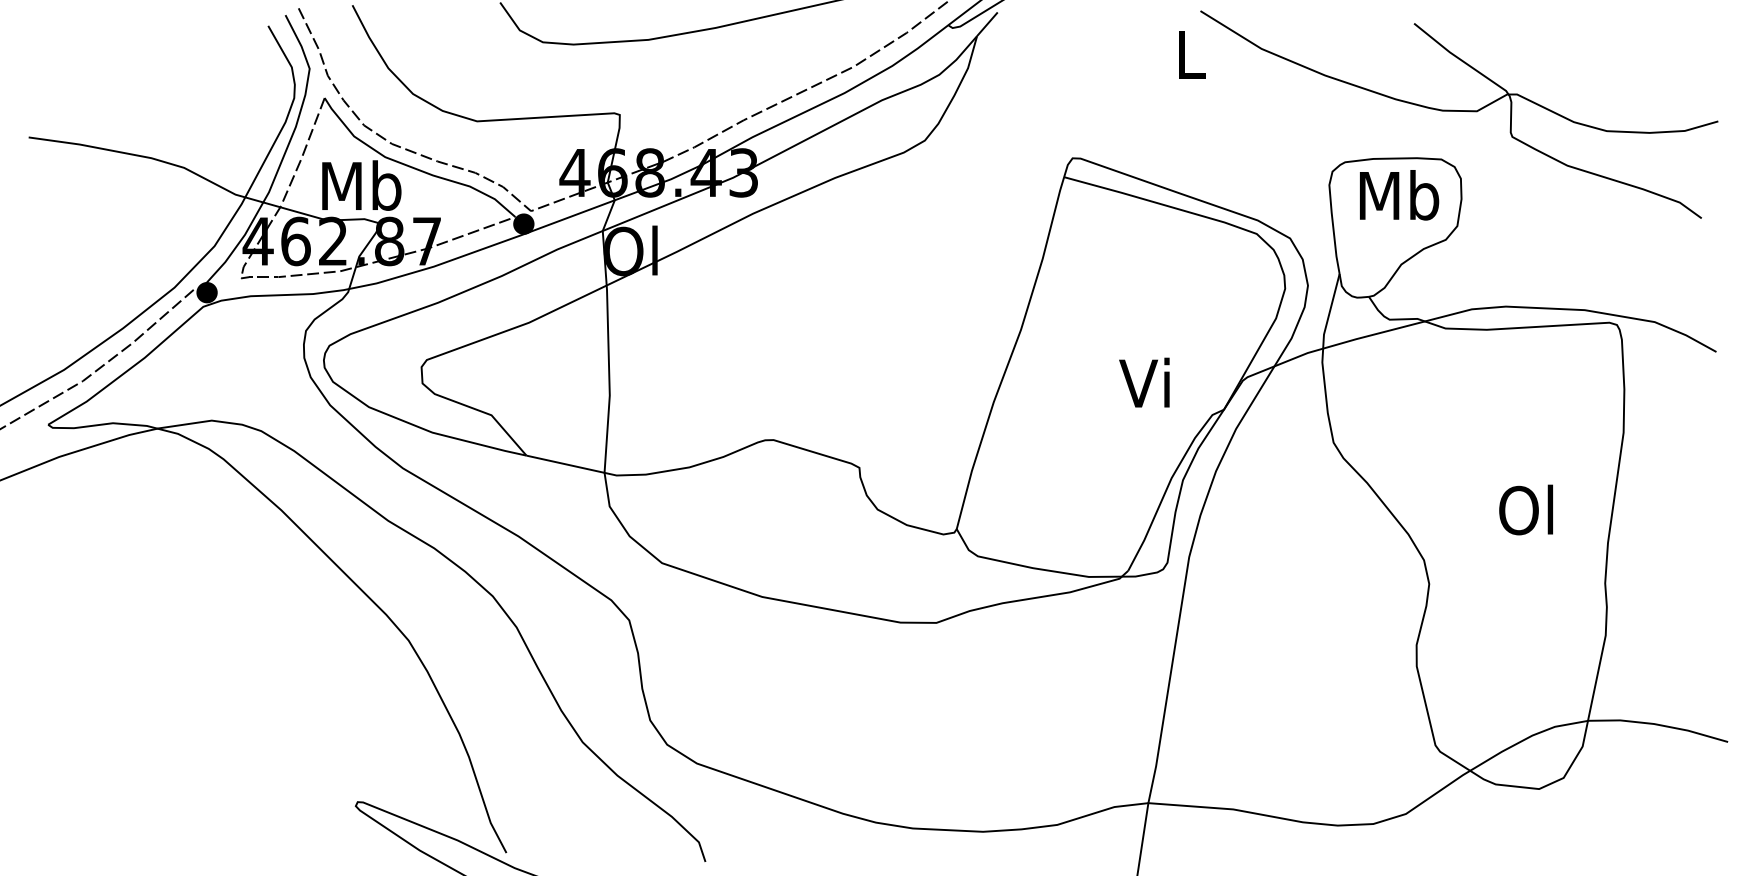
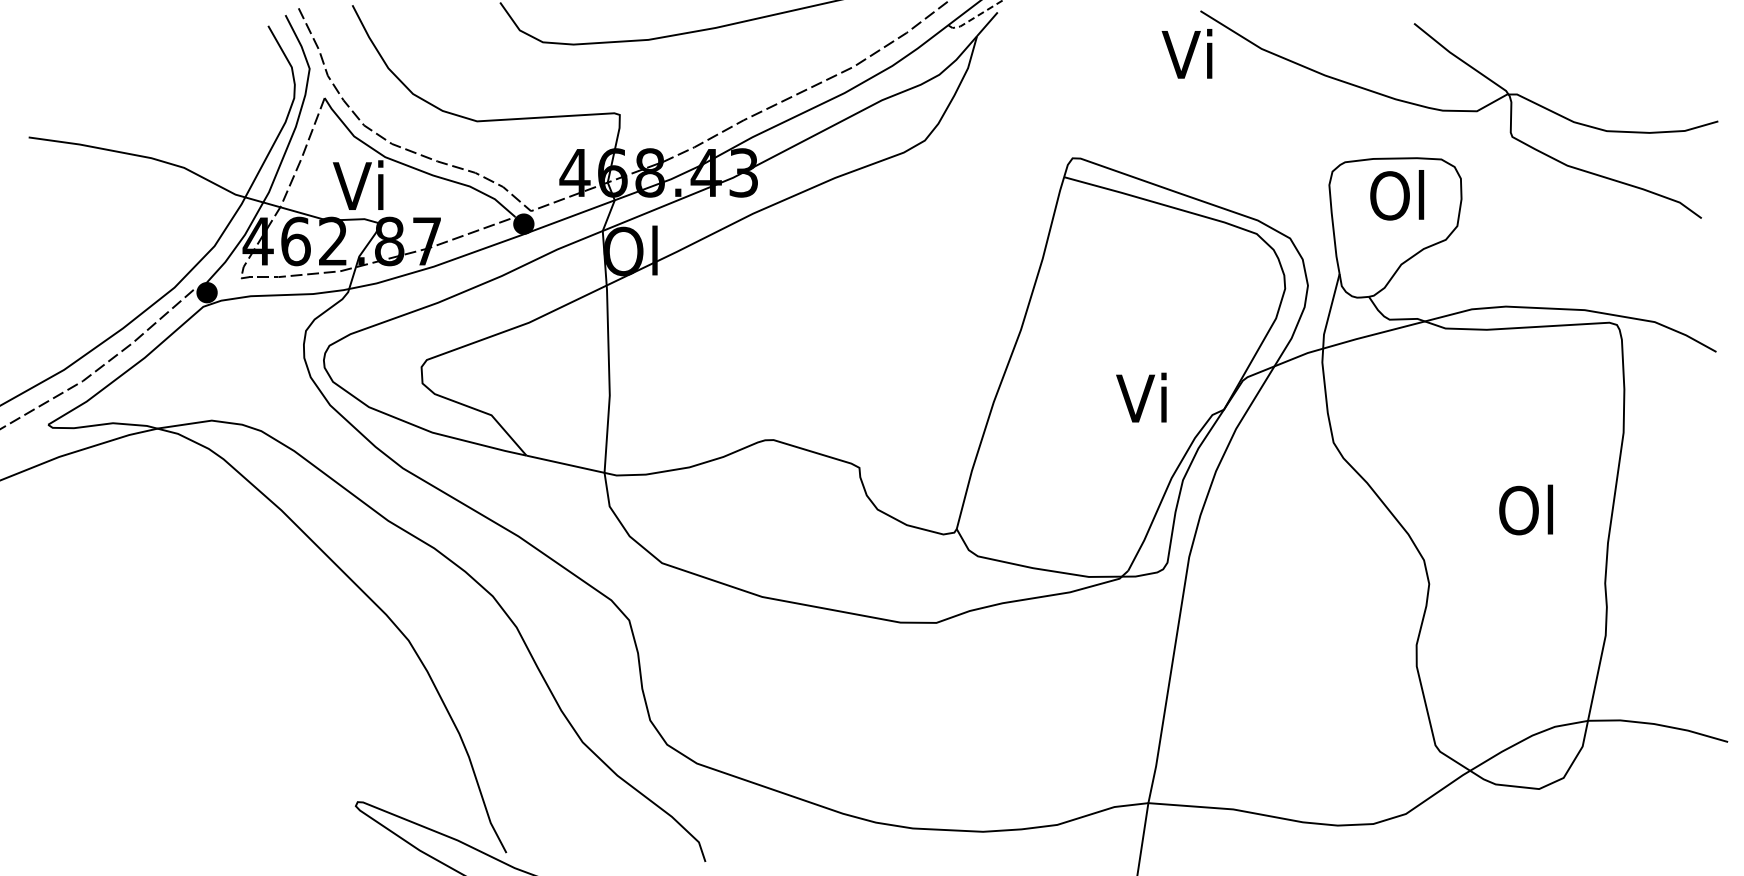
line: solid -> dashed (975, 17)
text: L -> Vi (1186, 53)
text: Mb -> Vi (361, 185)
text: Mb -> Ol (1399, 195)
text position: (1144, 382) -> (1141, 397) (1141, 397)
